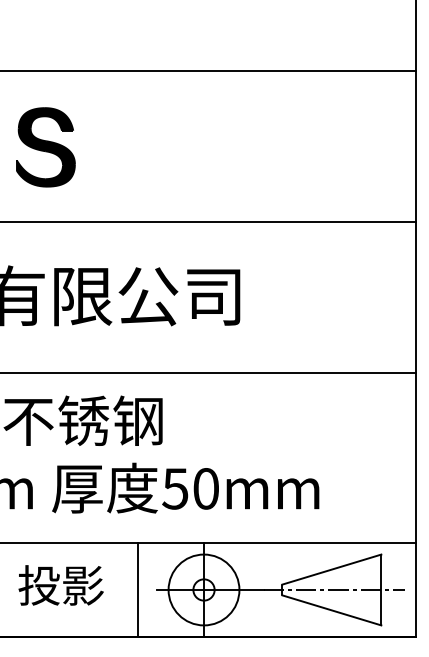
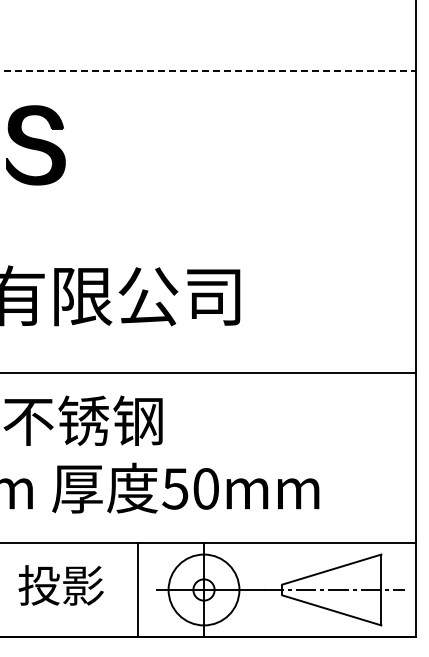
line: solid -> dashed (208, 70)
part position: (45, 147) -> (35, 145) (35, 145)
line: present -> none (208, 221)
